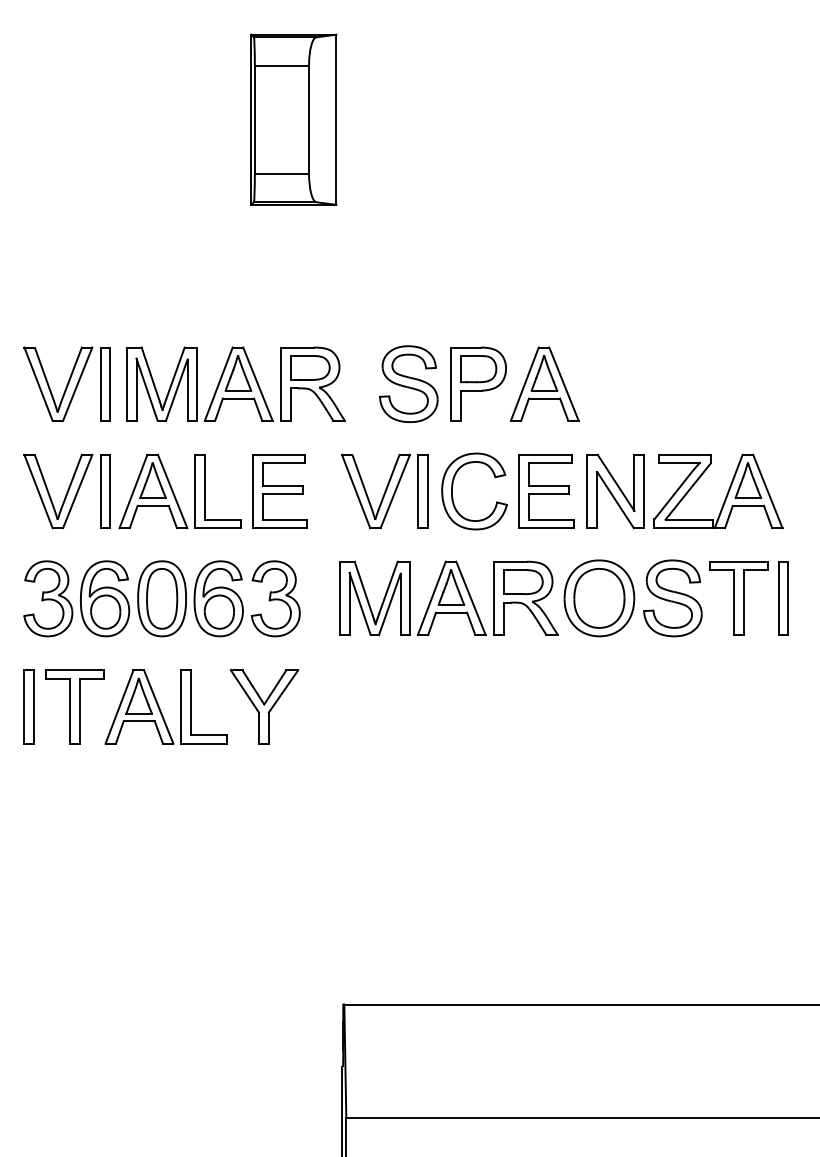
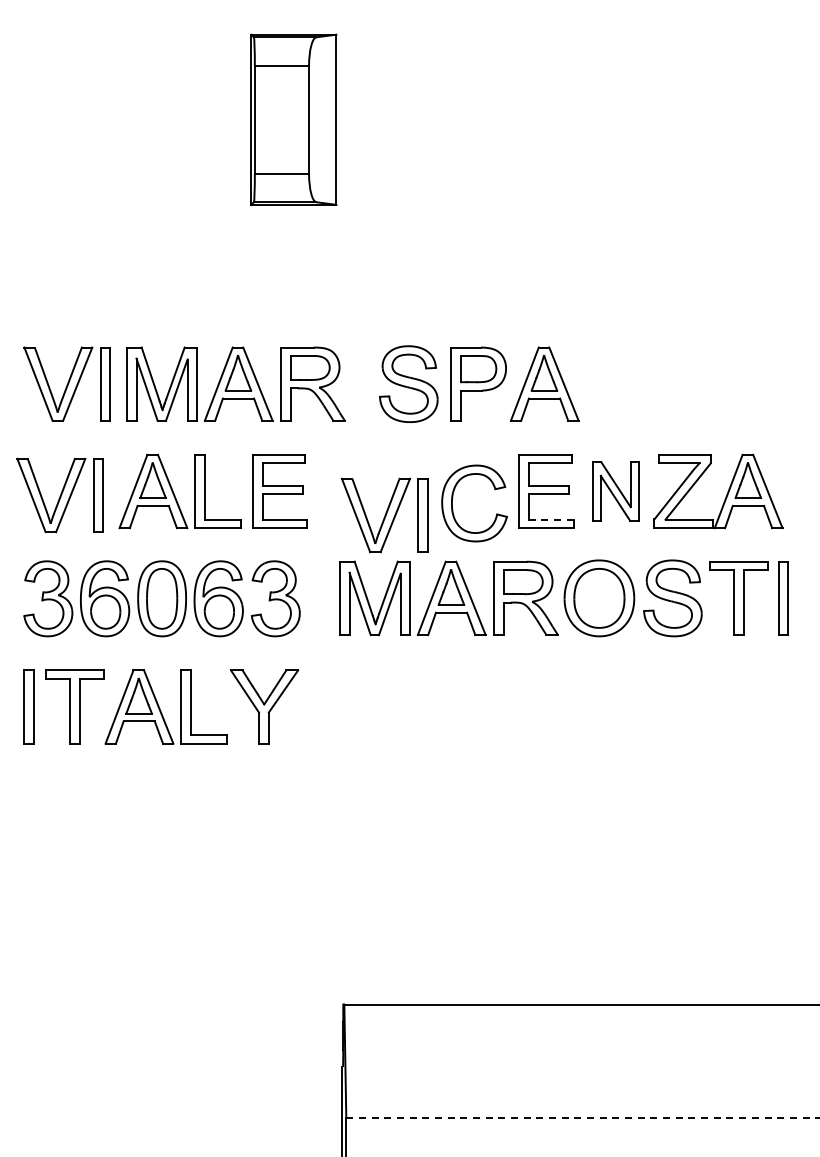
part position: (453, 485) -> (453, 497) (453, 497)
part position: (66, 491) -> (59, 495) (59, 495)
part position: (384, 491) -> (384, 515) (384, 515)
part size: 59x77 px -> 48x61 px (615, 491)
line: solid -> dashed (550, 519)
line: solid -> dashed (583, 1118)
